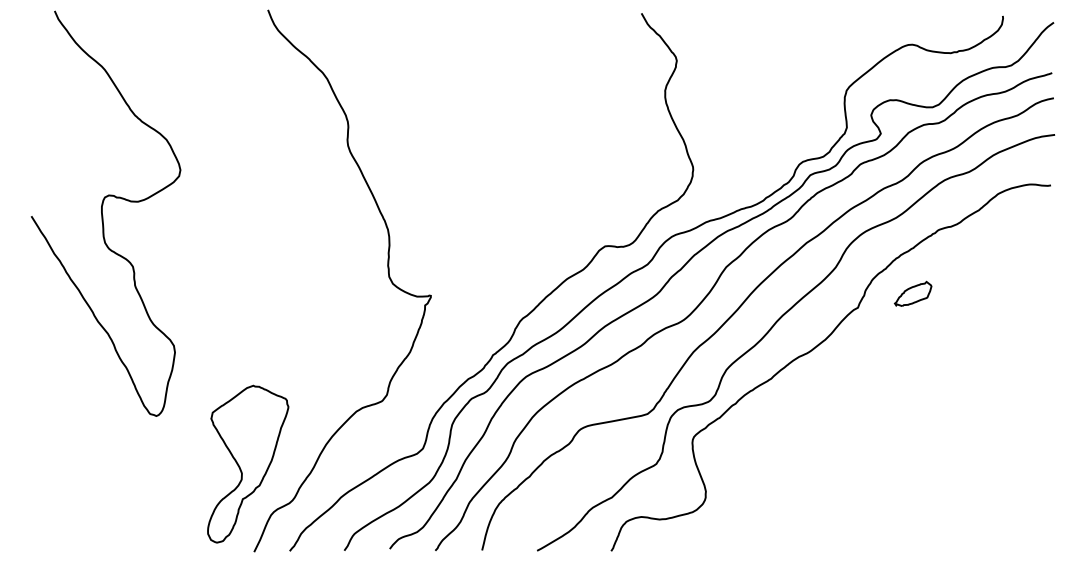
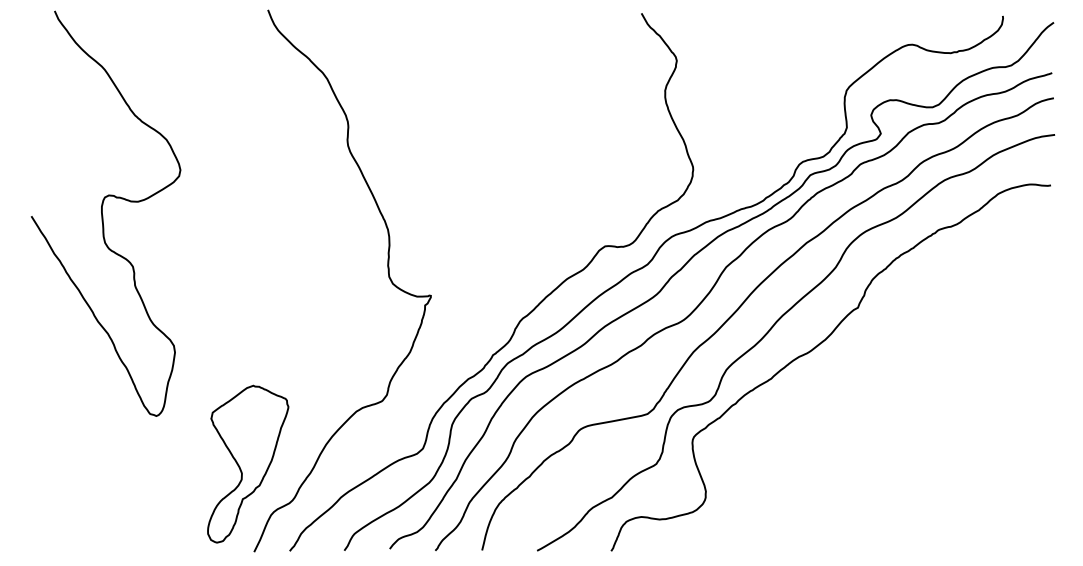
part: present -> none (912, 293)
